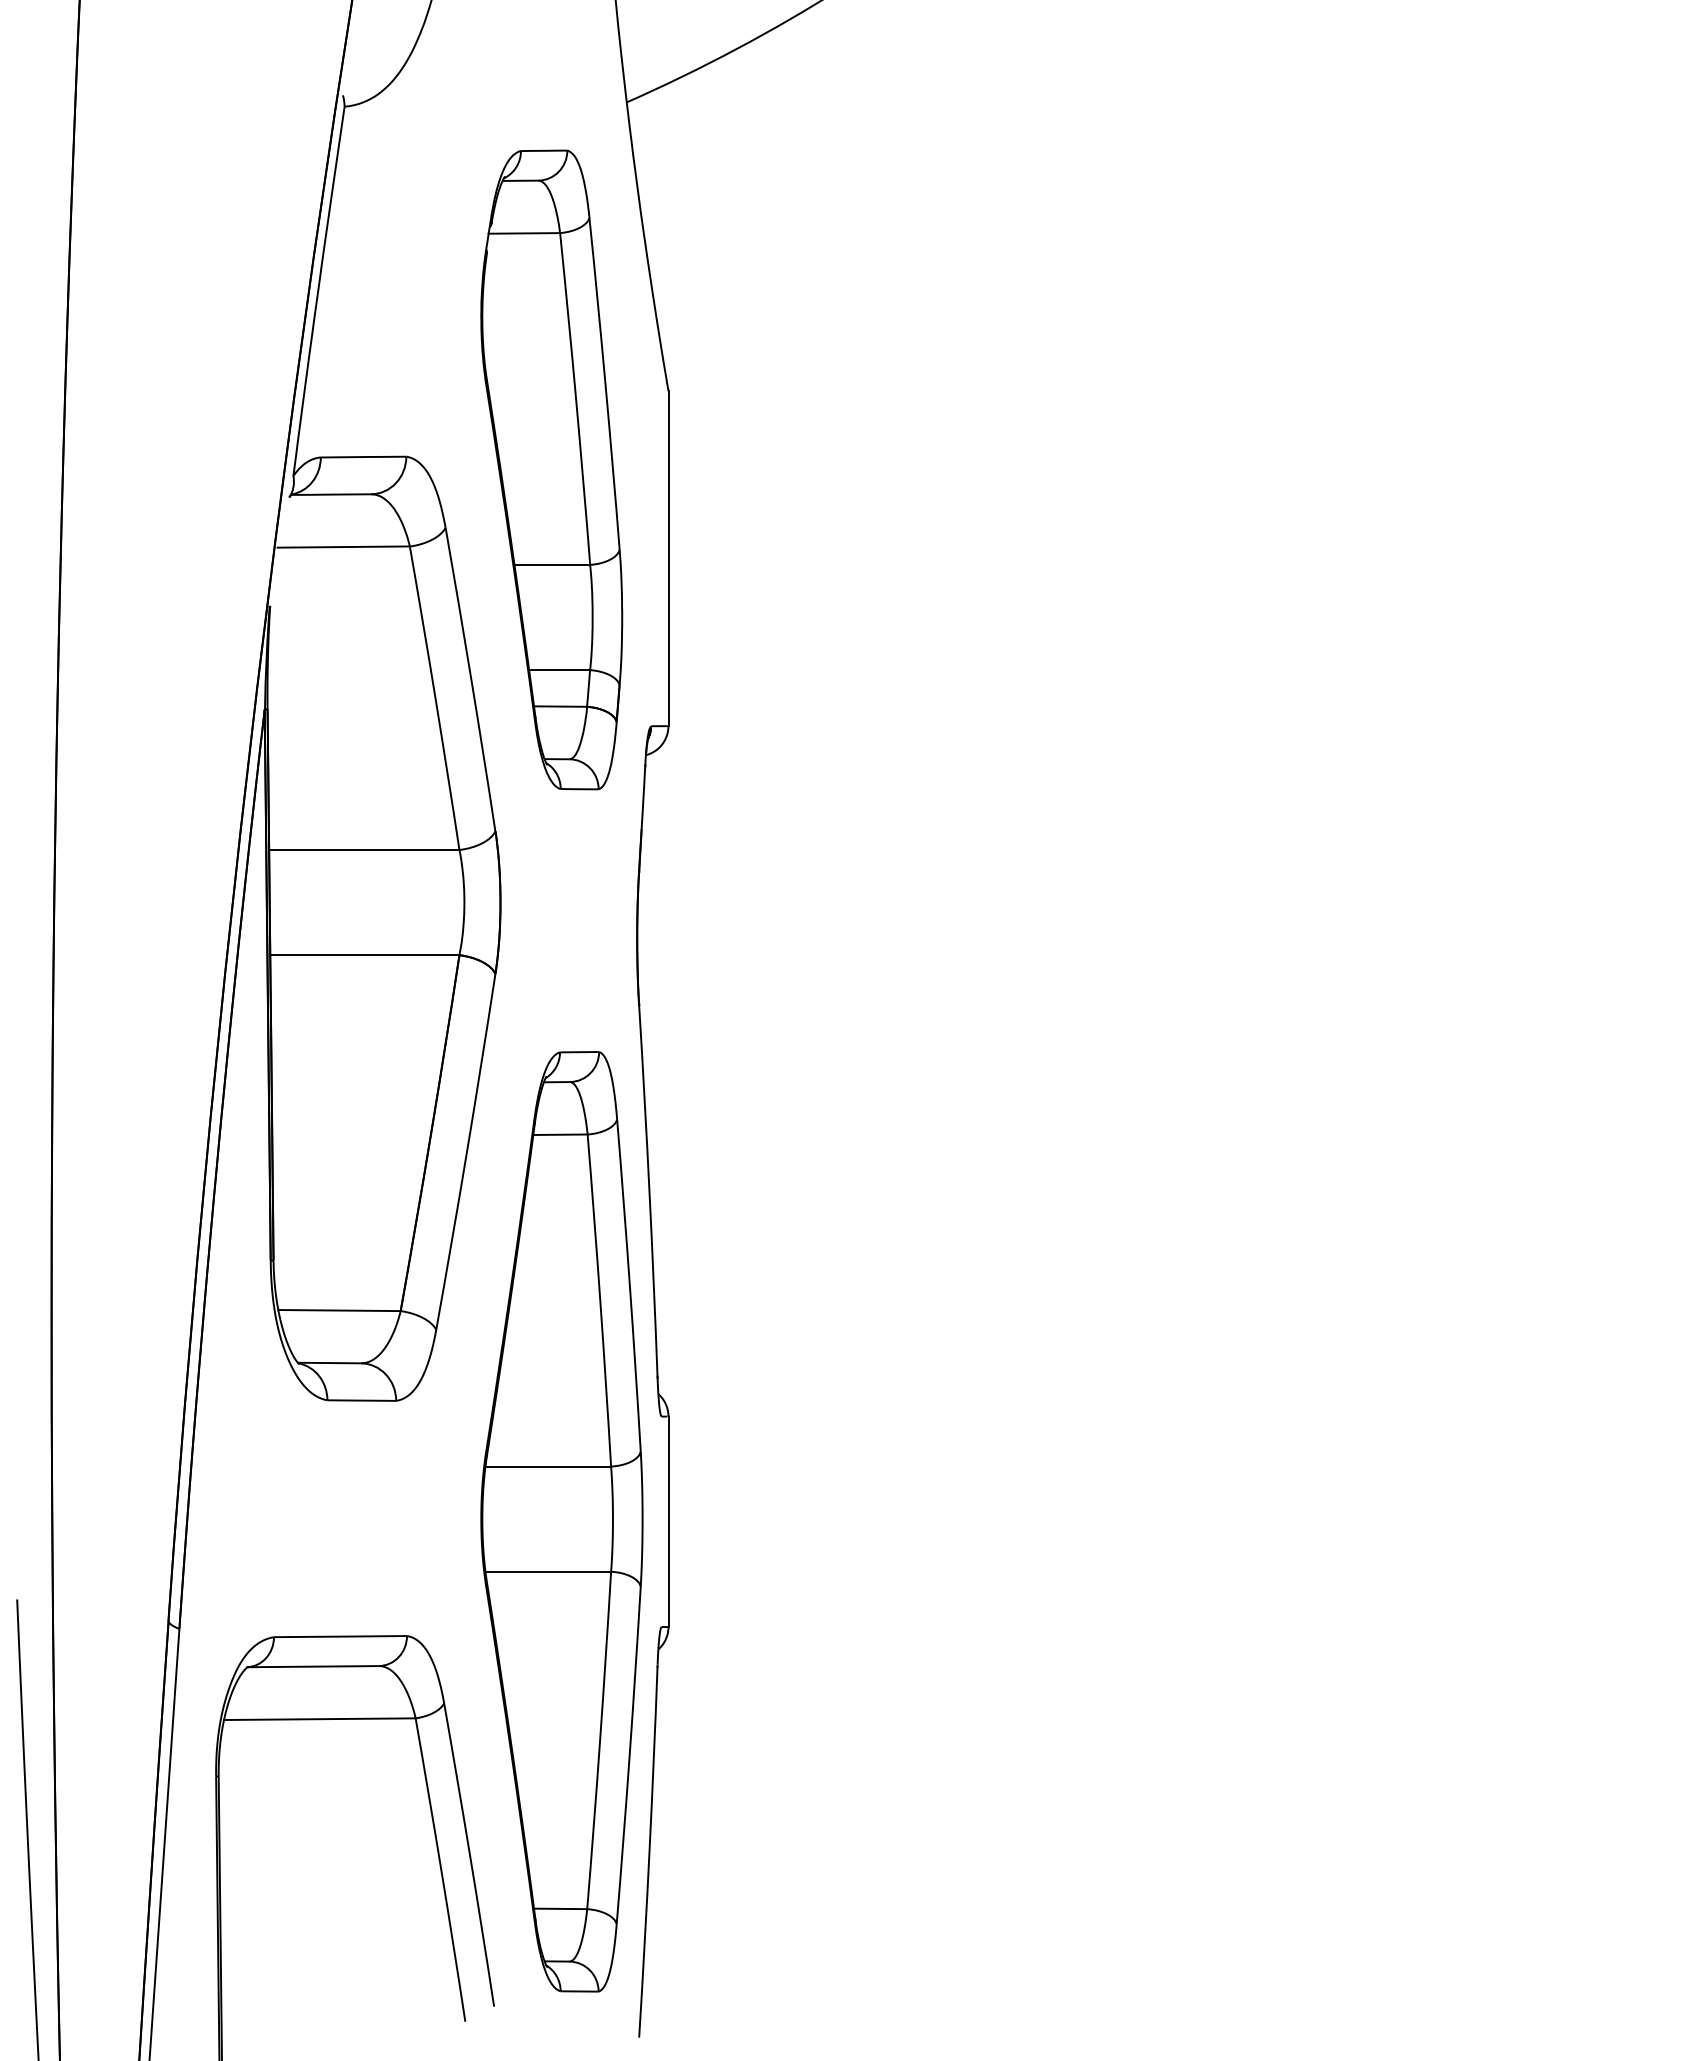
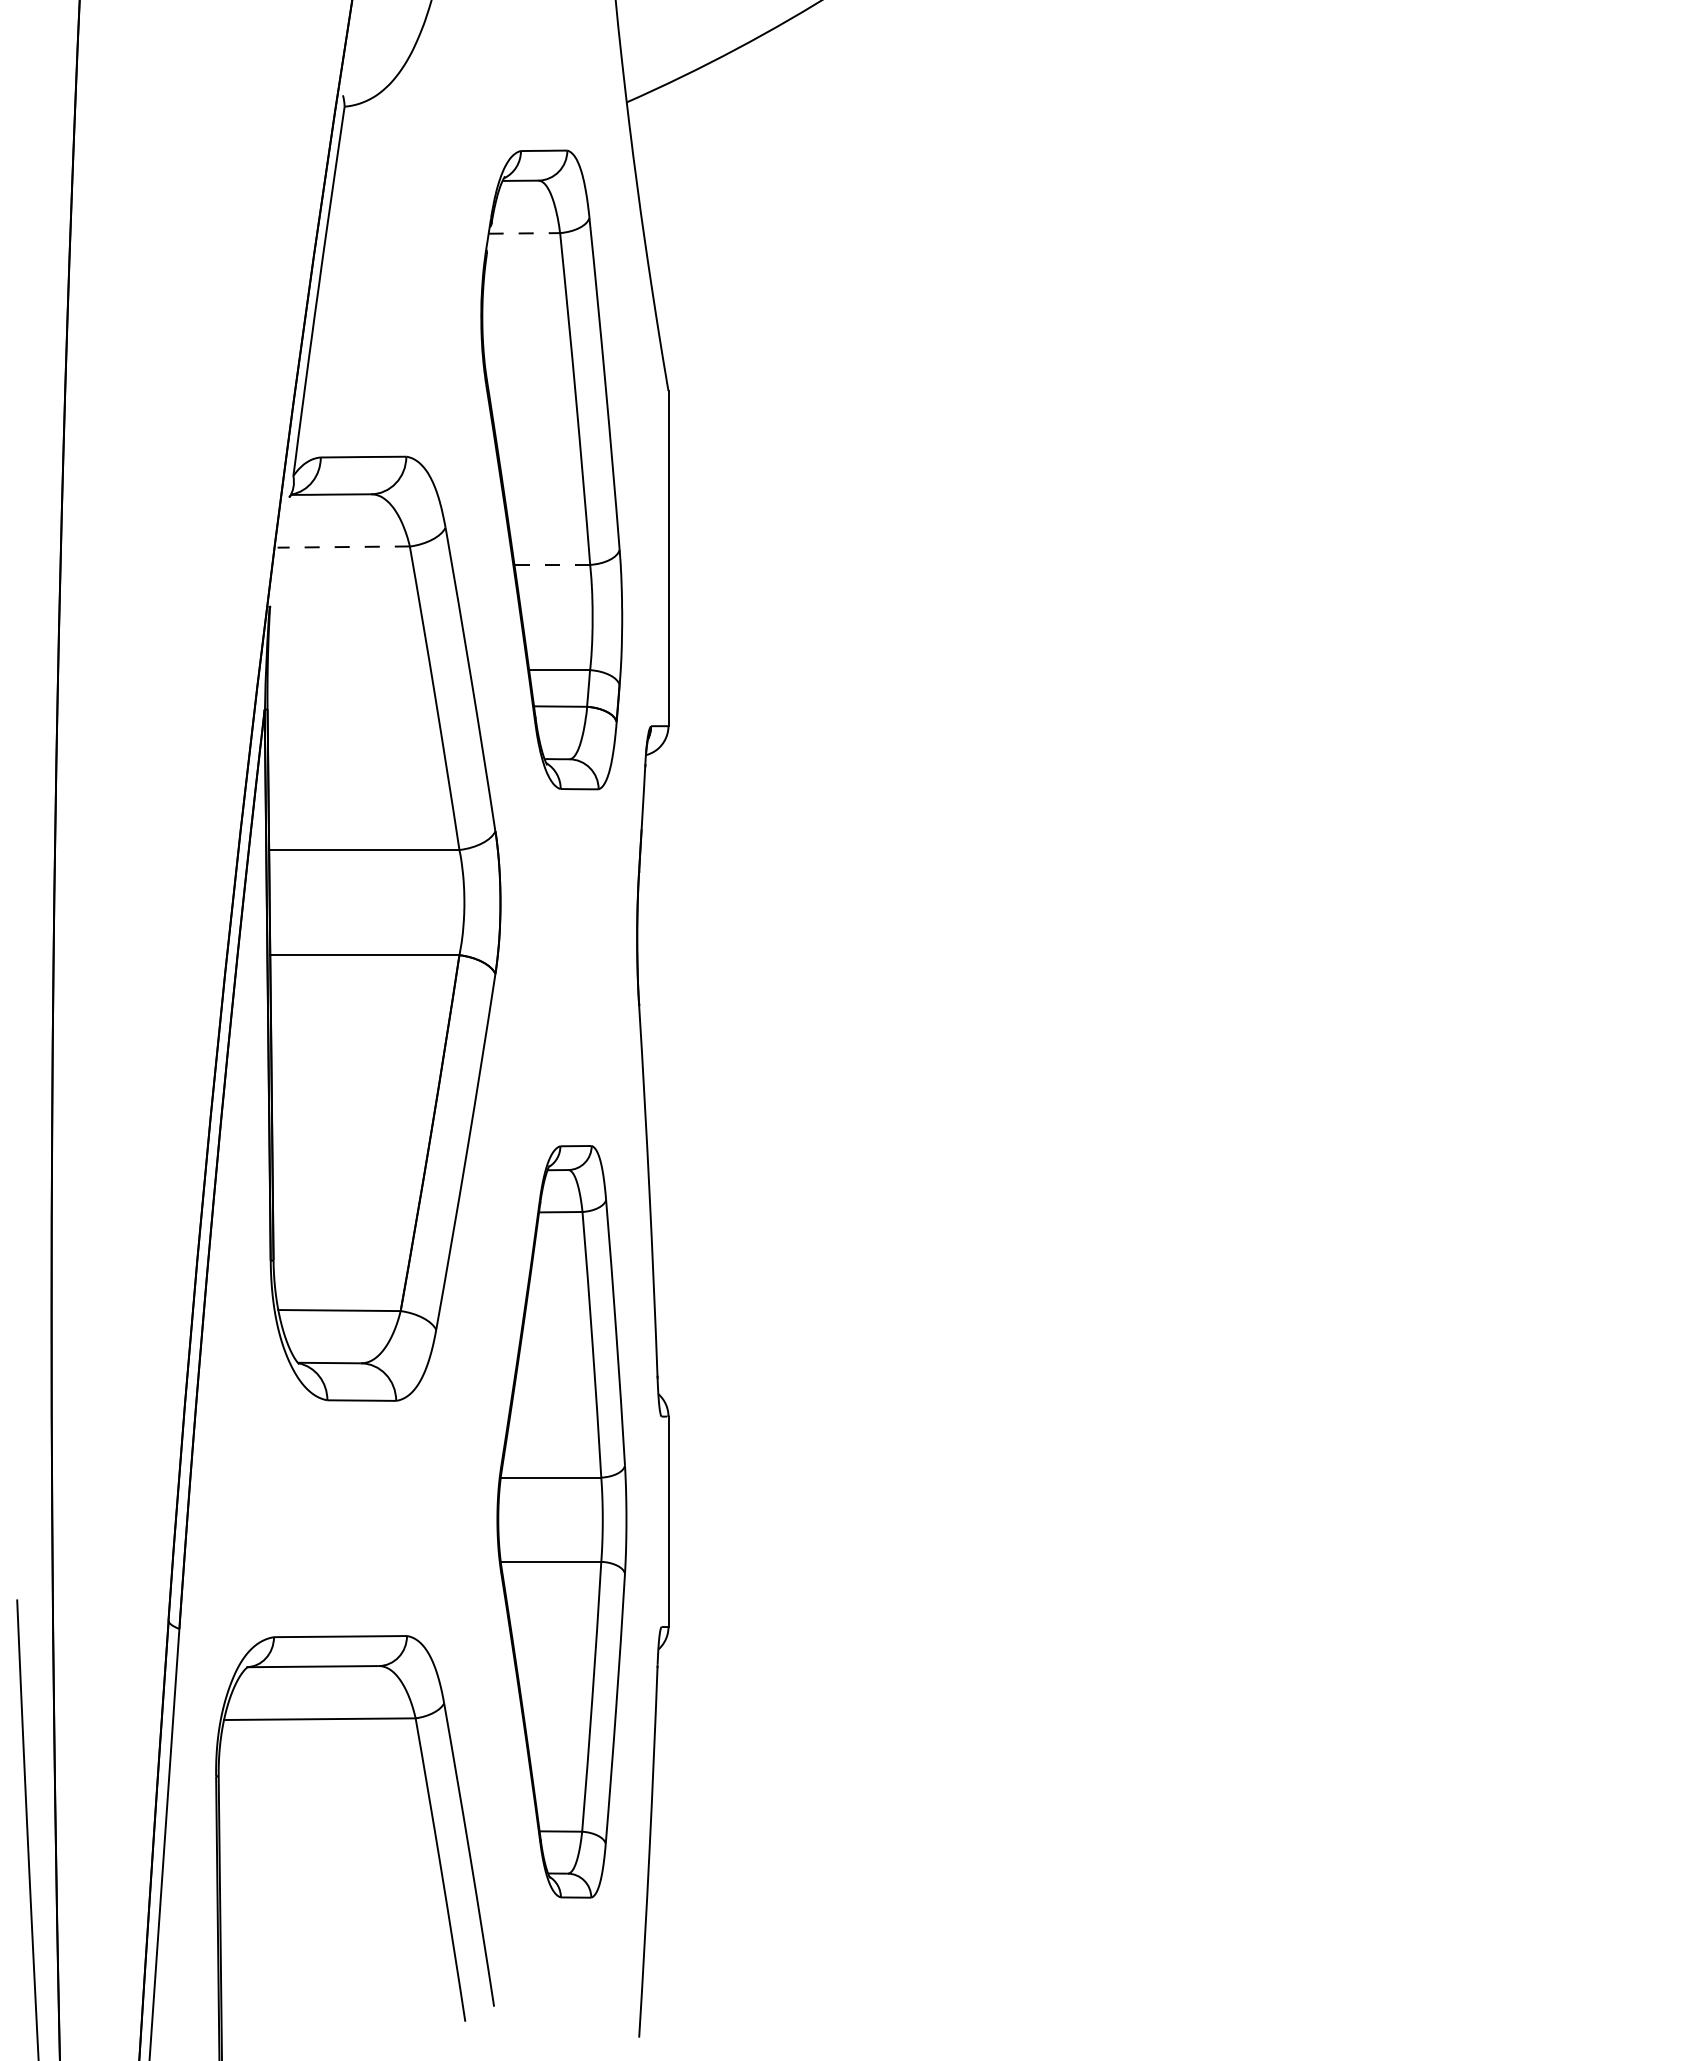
line: solid -> dashed (524, 233)
line: solid -> dashed (343, 547)
line: solid -> dashed (552, 564)
part size: 164x942 px -> 132x754 px (561, 1521)
